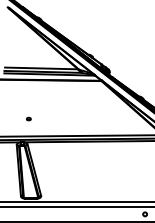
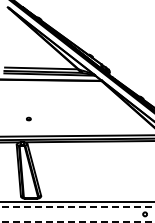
line: solid -> dashed (77, 206)
line: solid -> dashed (77, 221)
